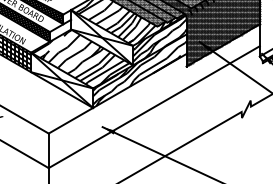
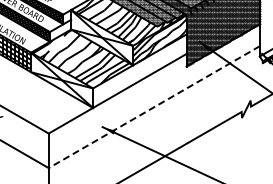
hatch: present -> none (139, 73)
line: solid -> dashed (154, 107)
